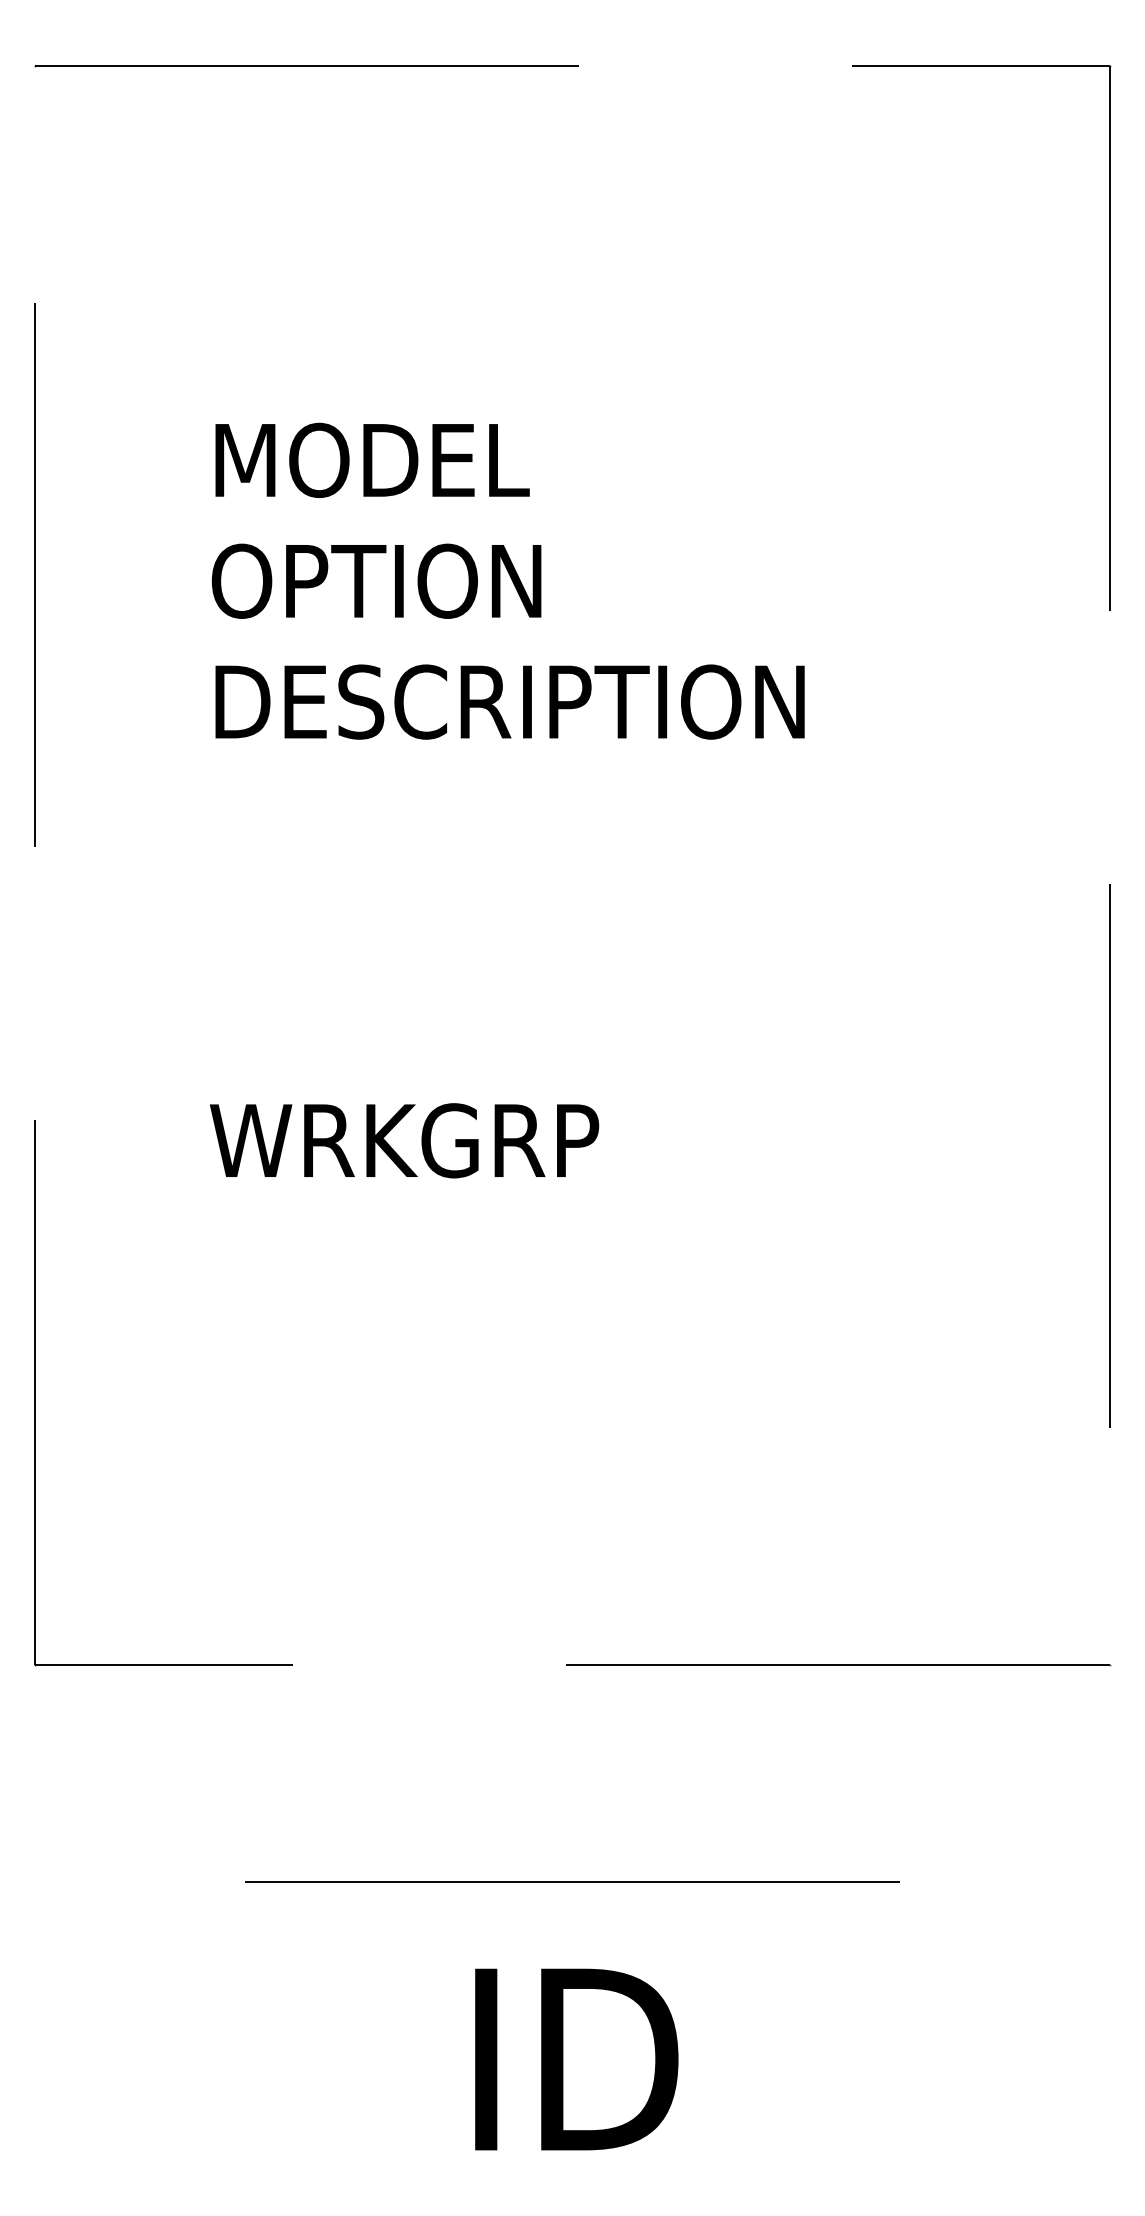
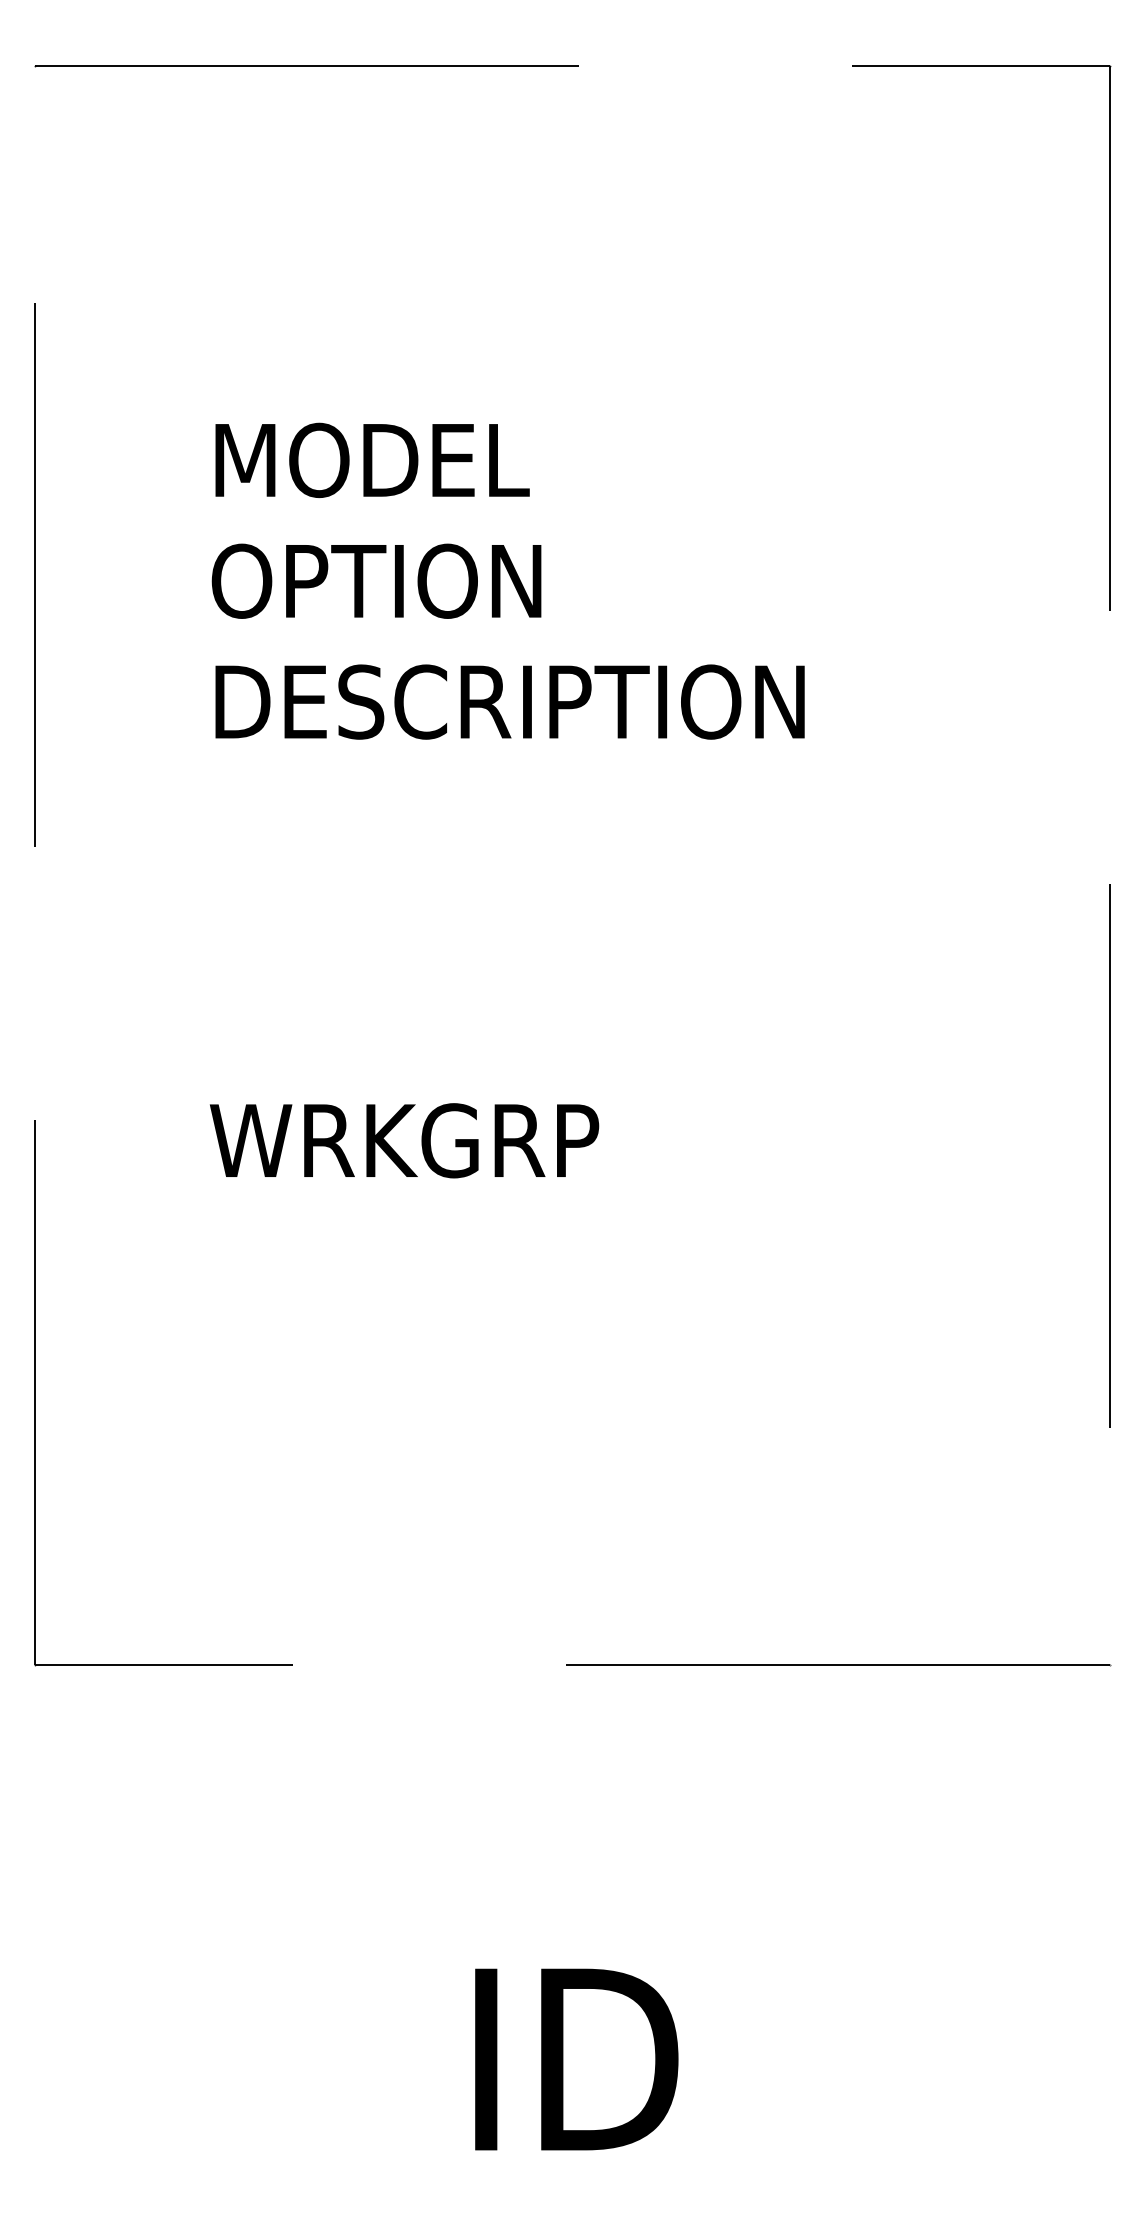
line: present -> none (572, 1882)
